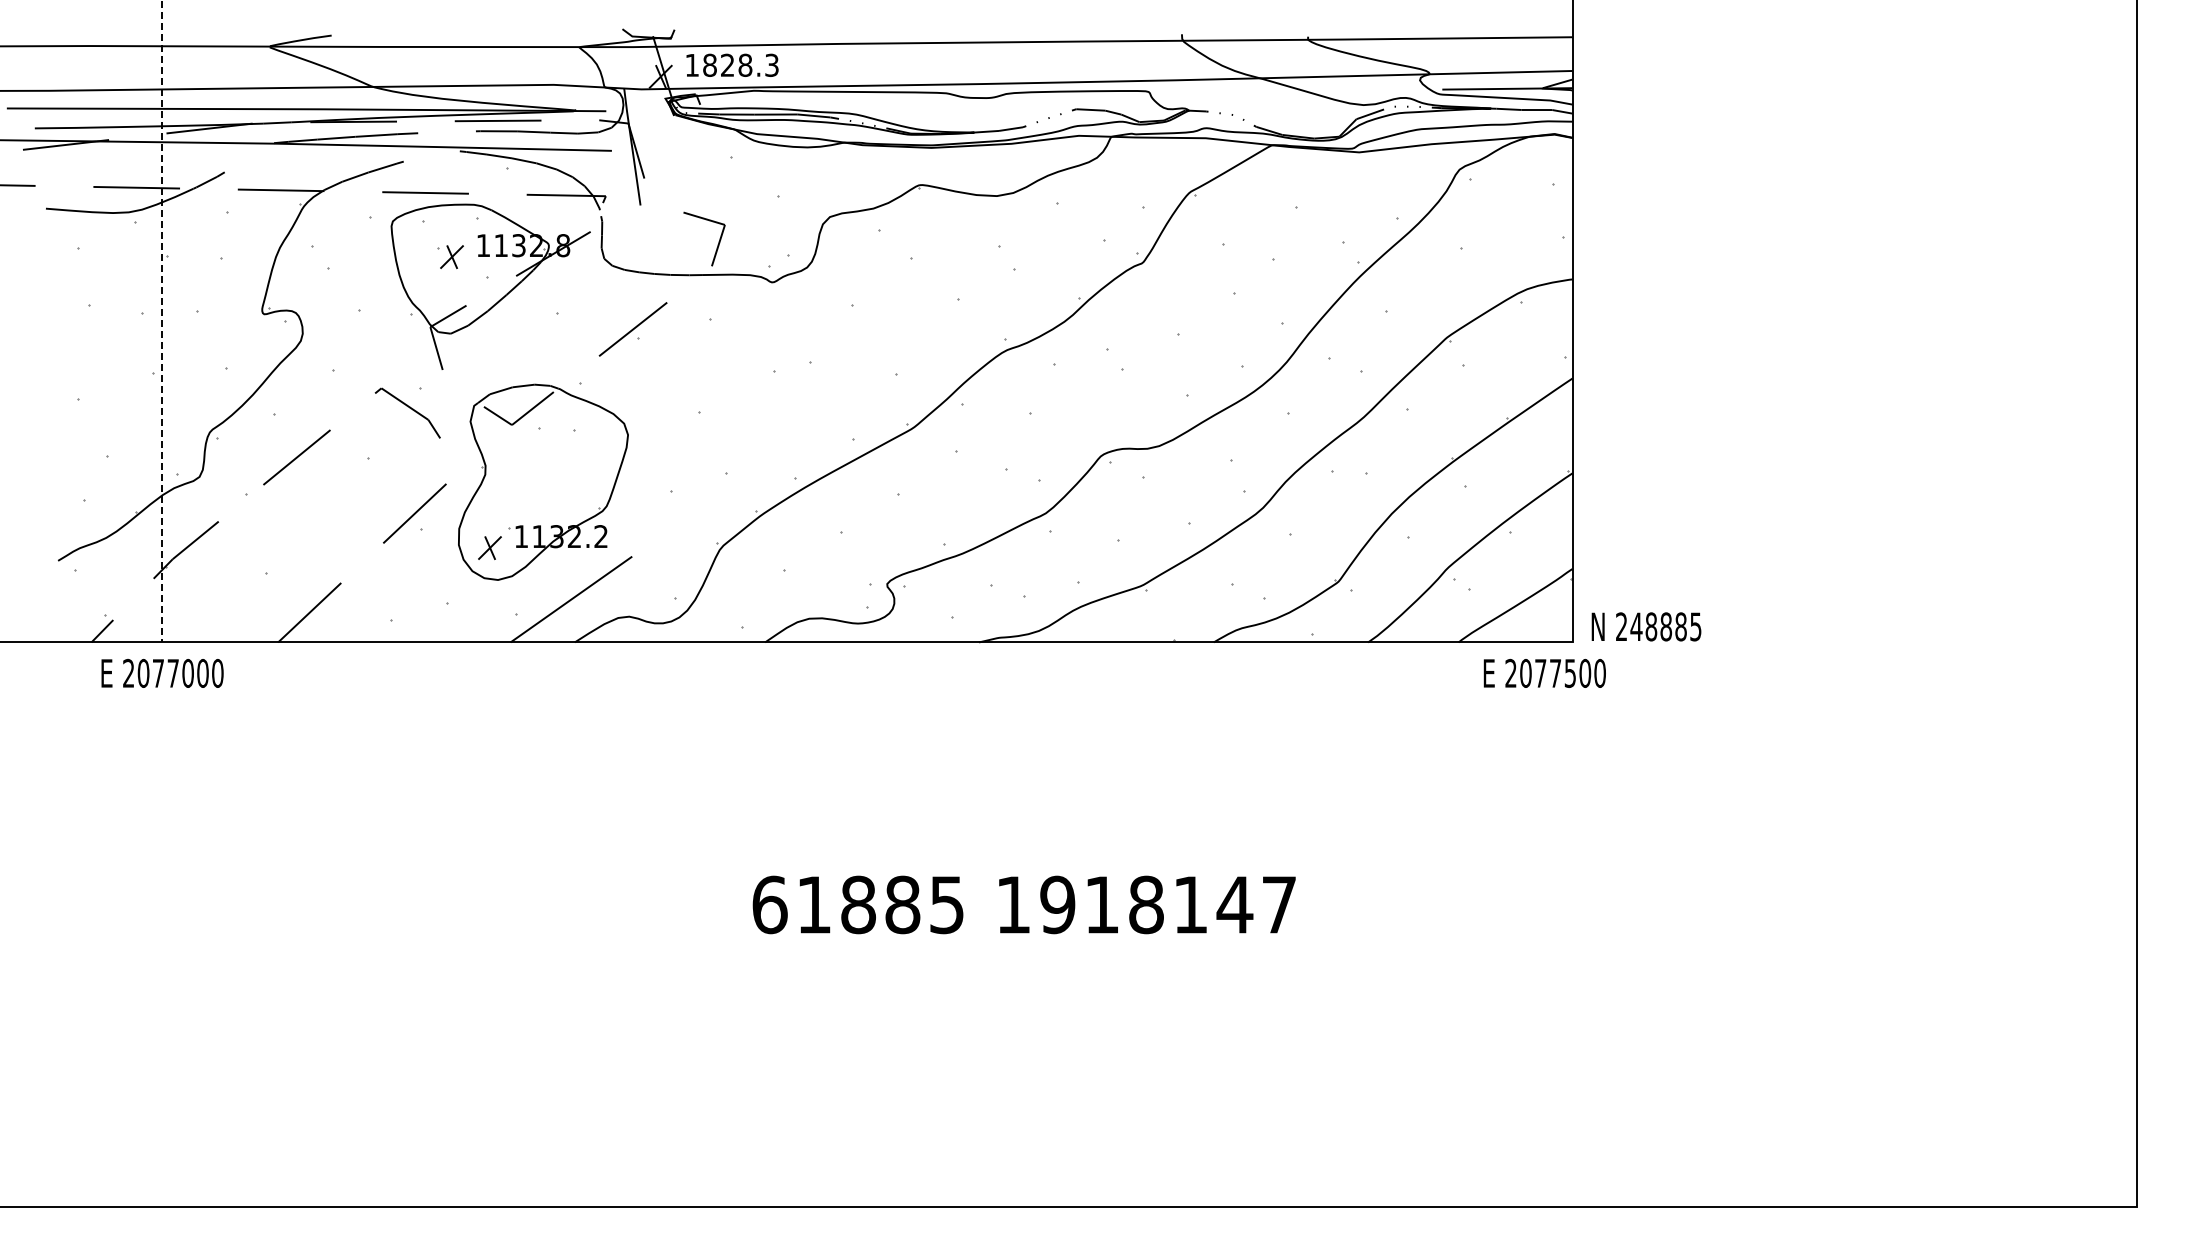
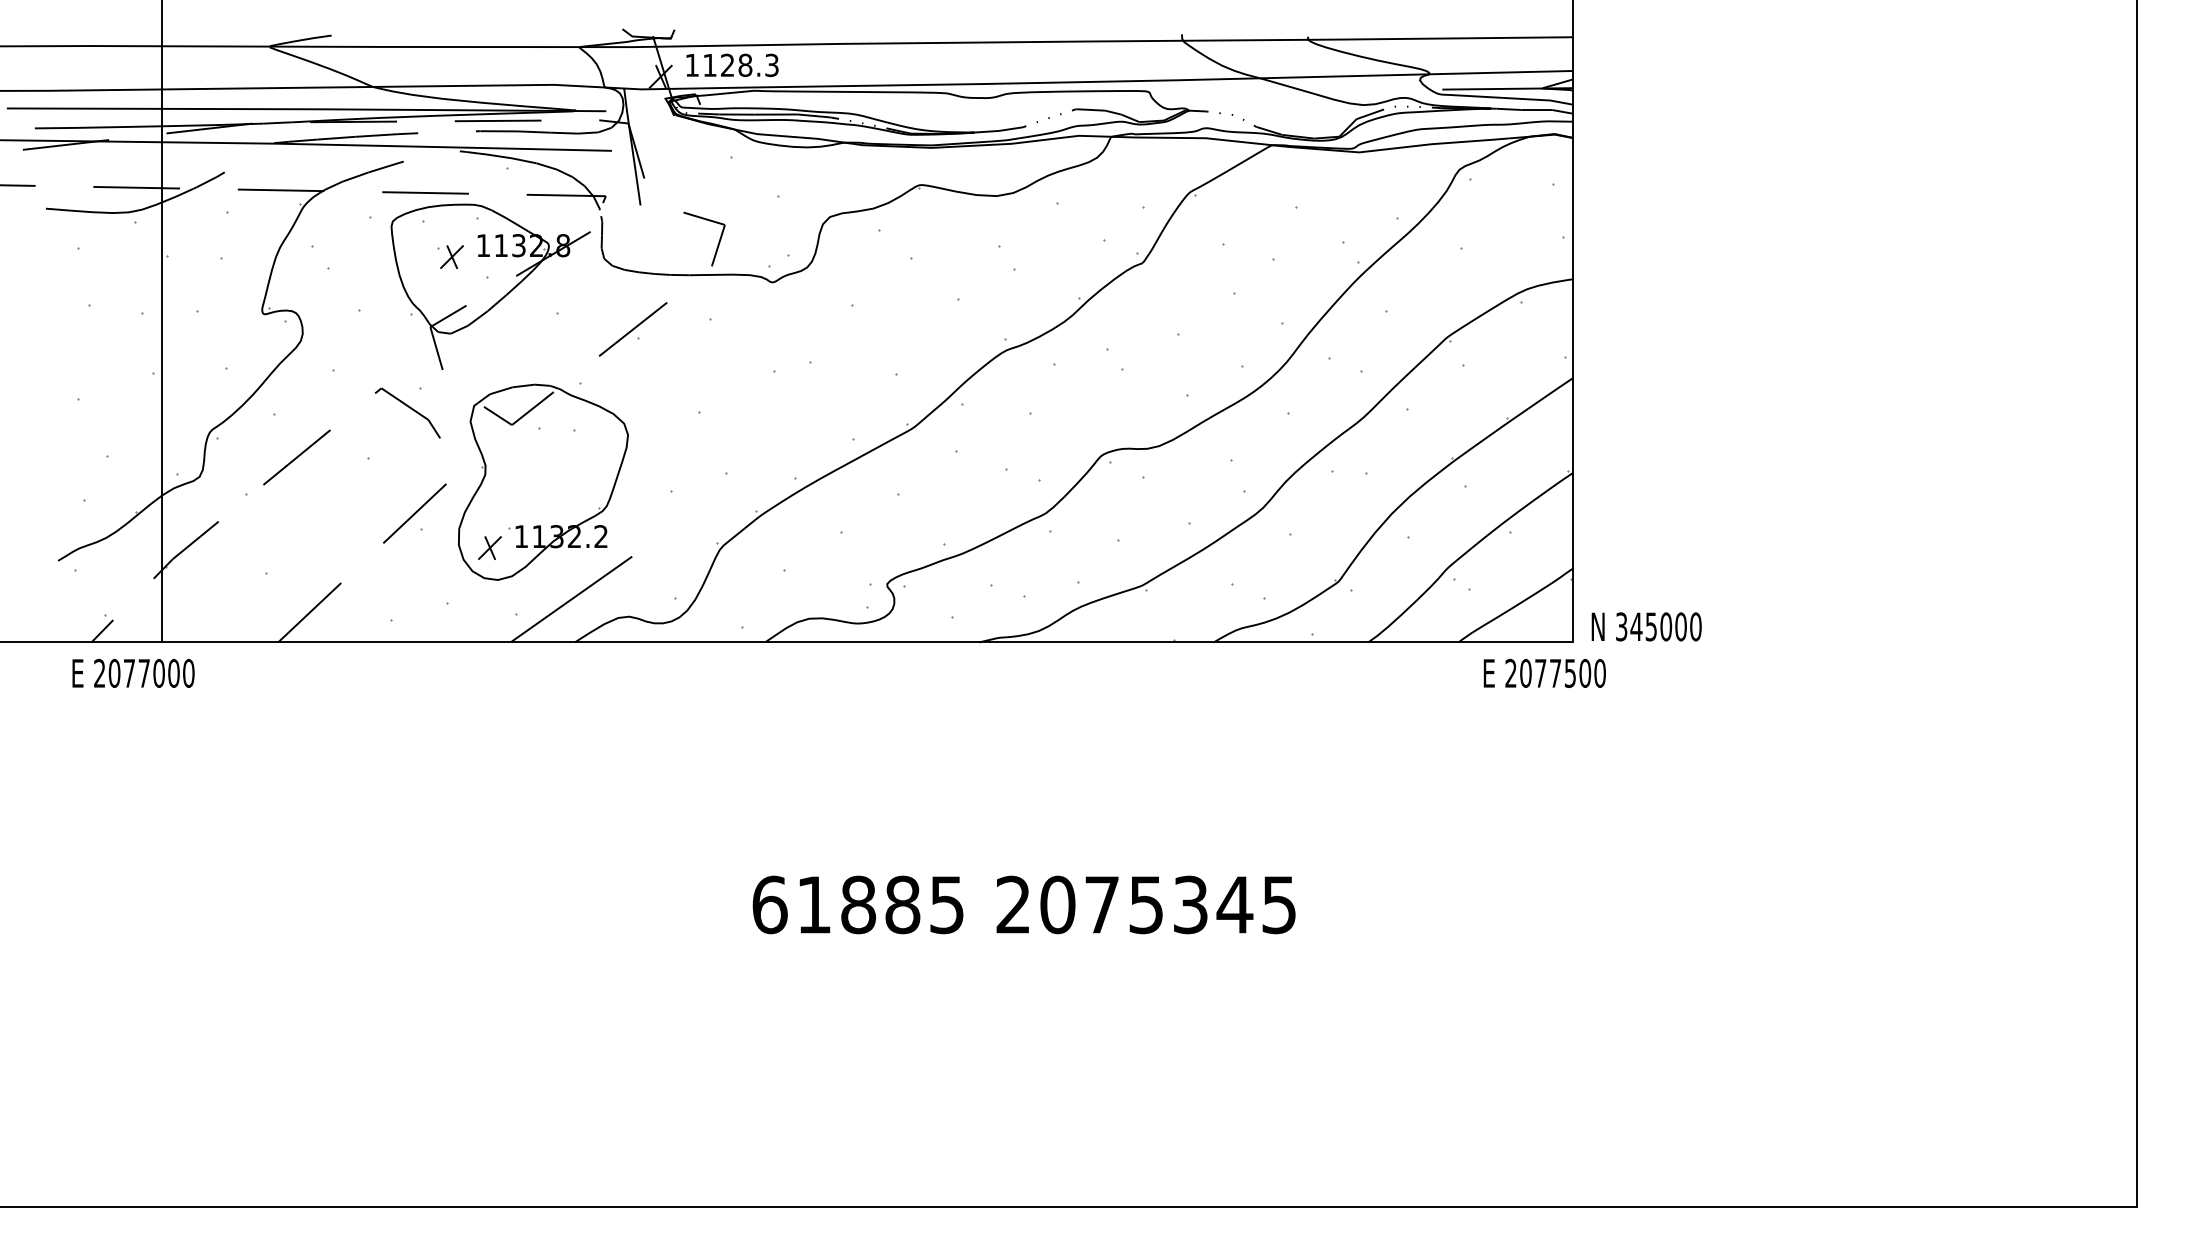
text: 1828.3 -> 1128.3 (709, 64)
line: dashed -> solid (161, 321)
text: 248885 -> 345000 (1658, 626)
text position: (162, 673) -> (133, 673) (133, 673)
text: 1918147 -> 2075345 (1145, 904)
